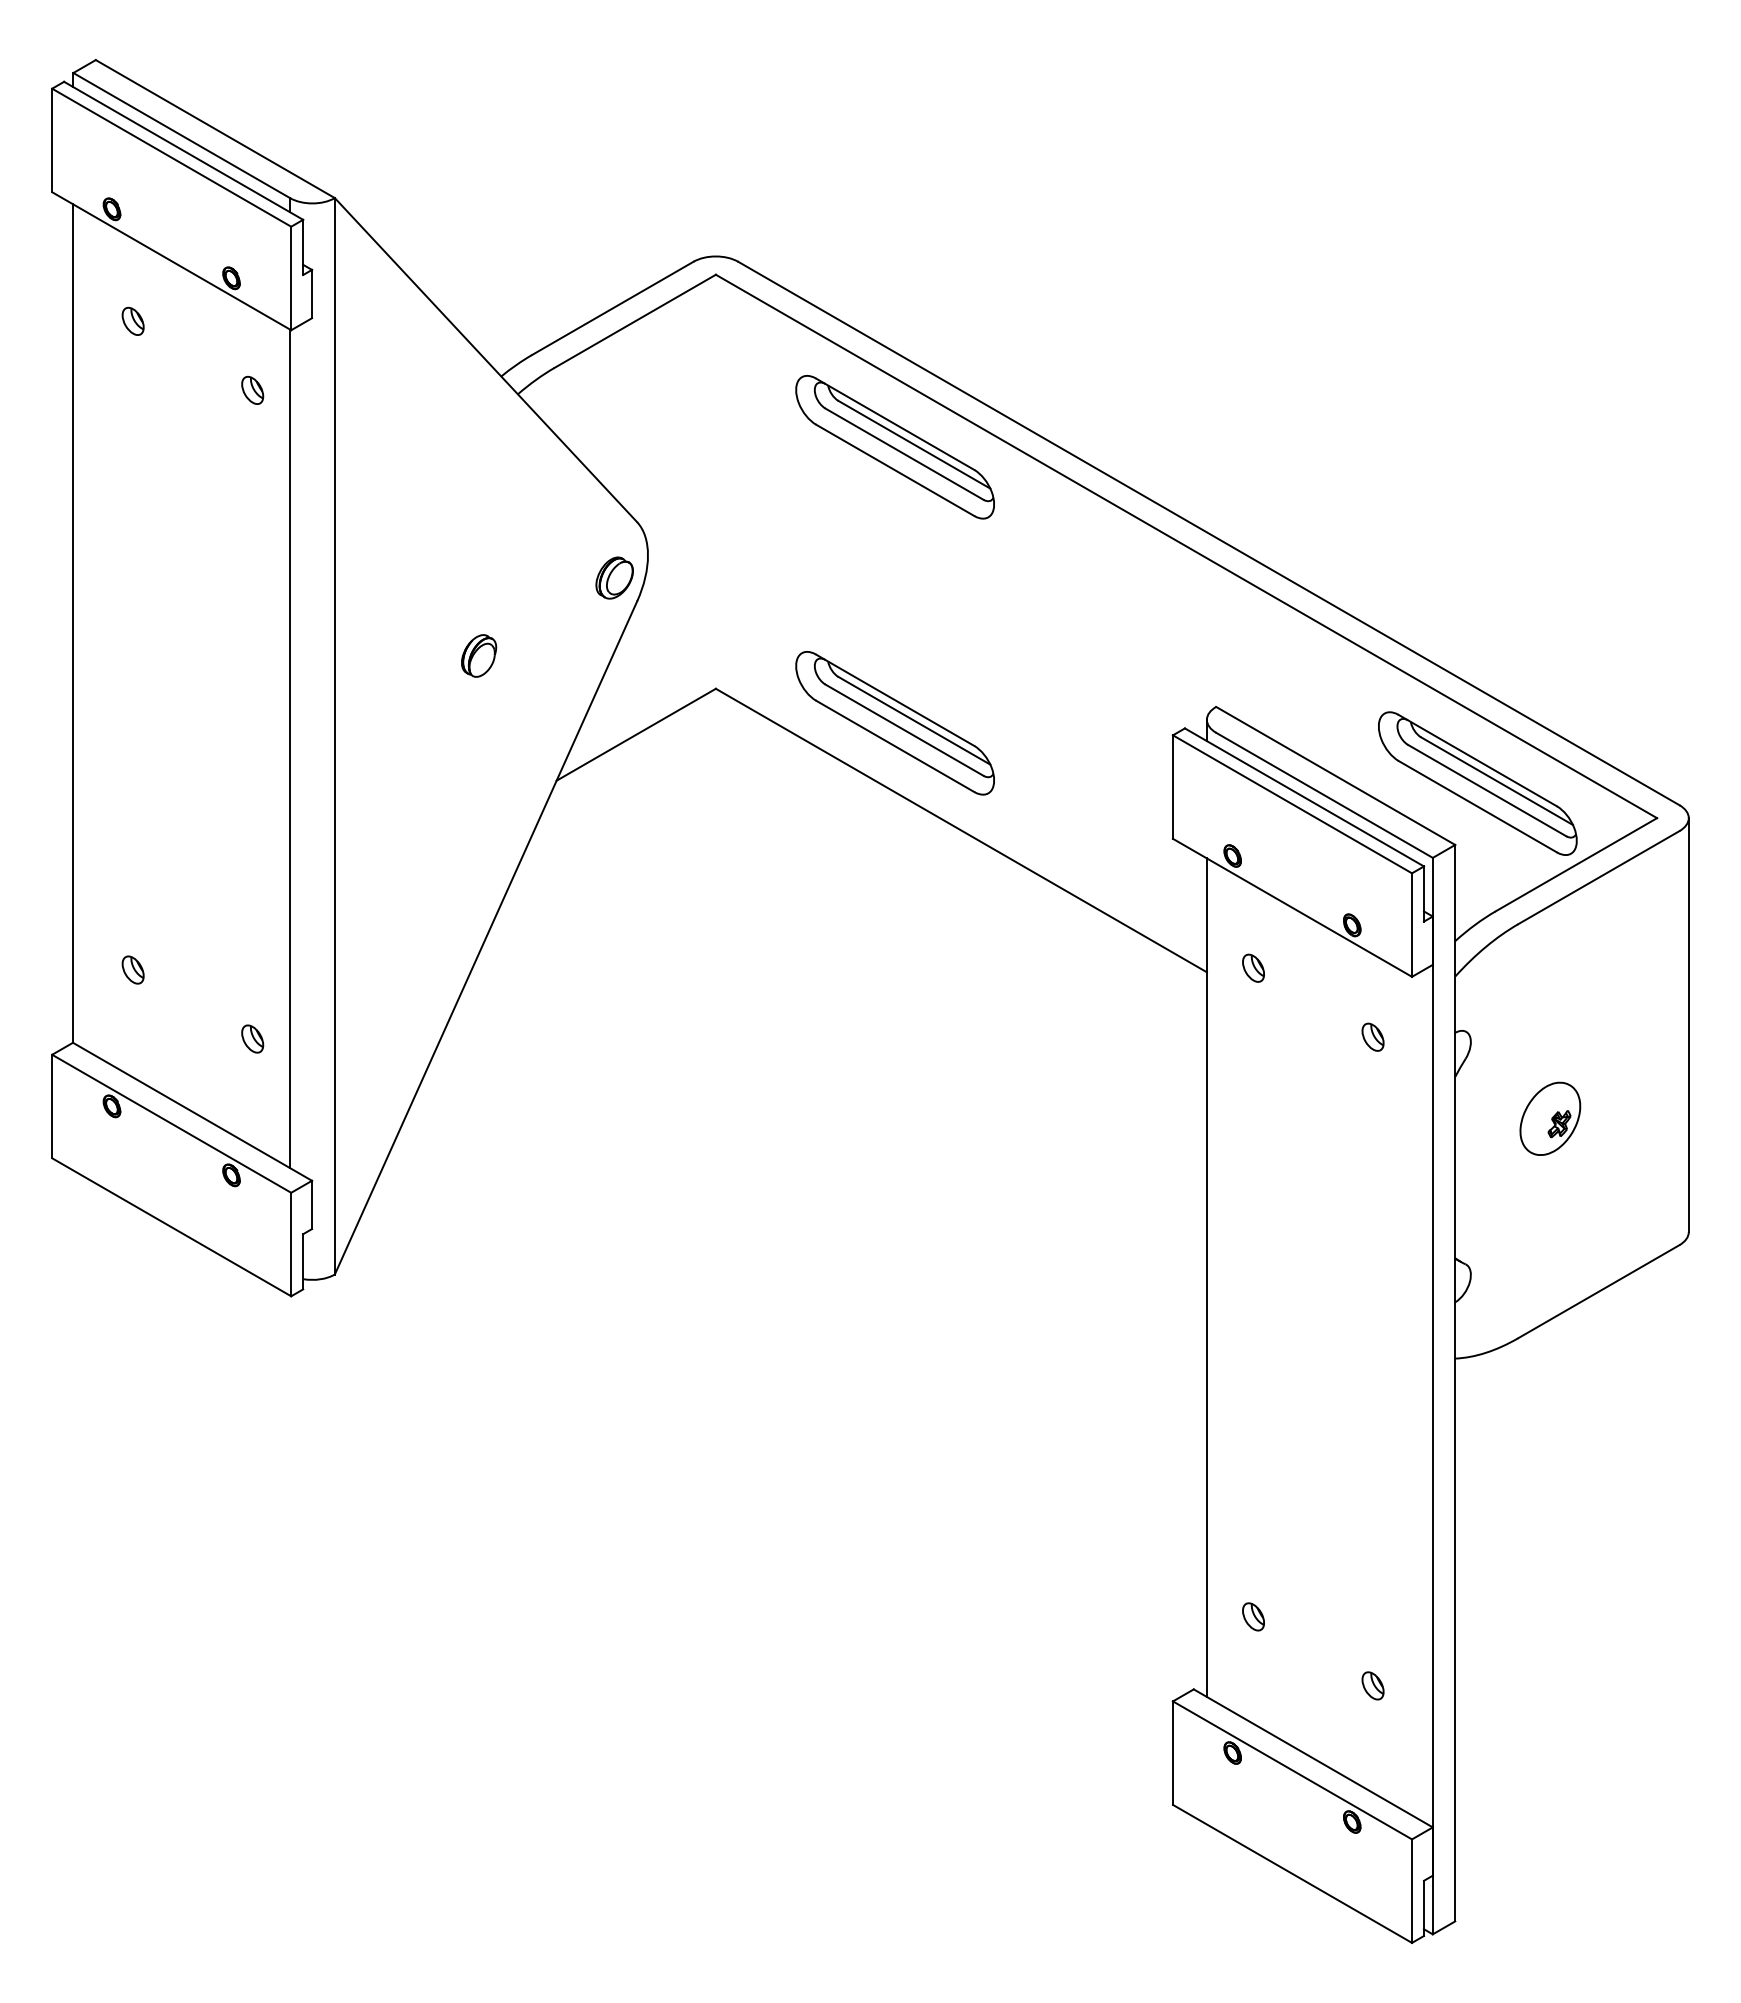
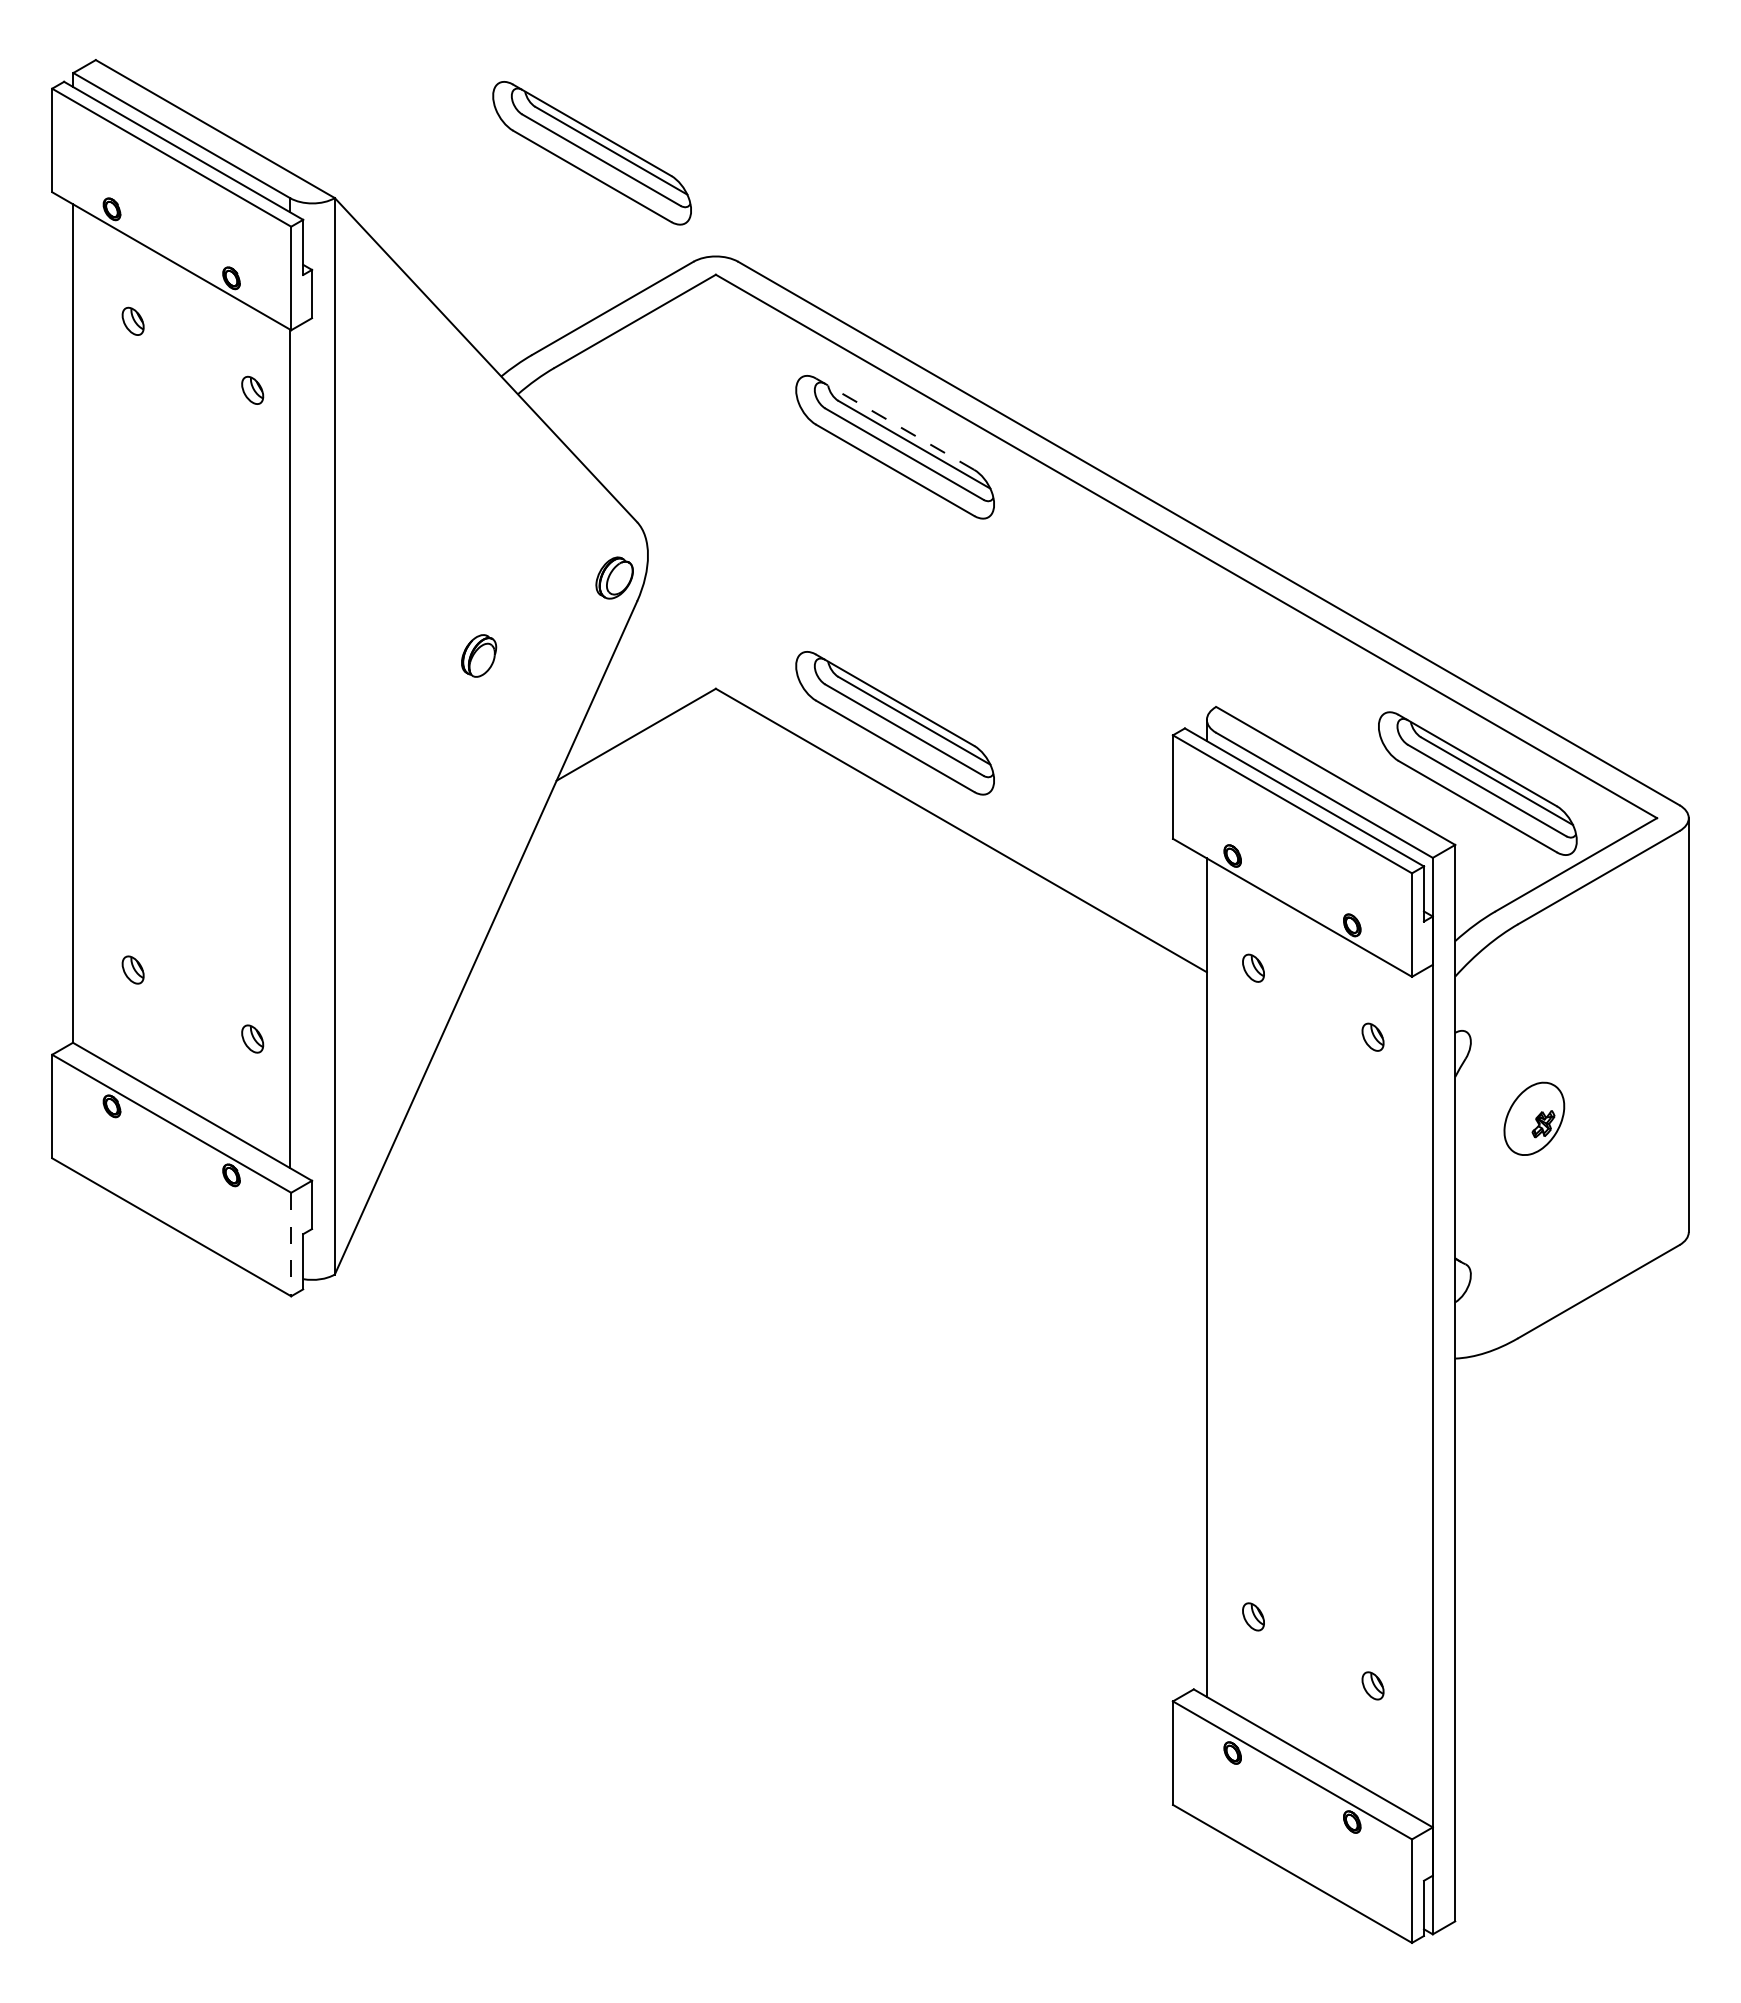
part: none -> present (591, 153)
line: solid -> dashed (894, 423)
part position: (1550, 1118) -> (1534, 1118) (1534, 1118)
line: solid -> dashed (291, 1244)
